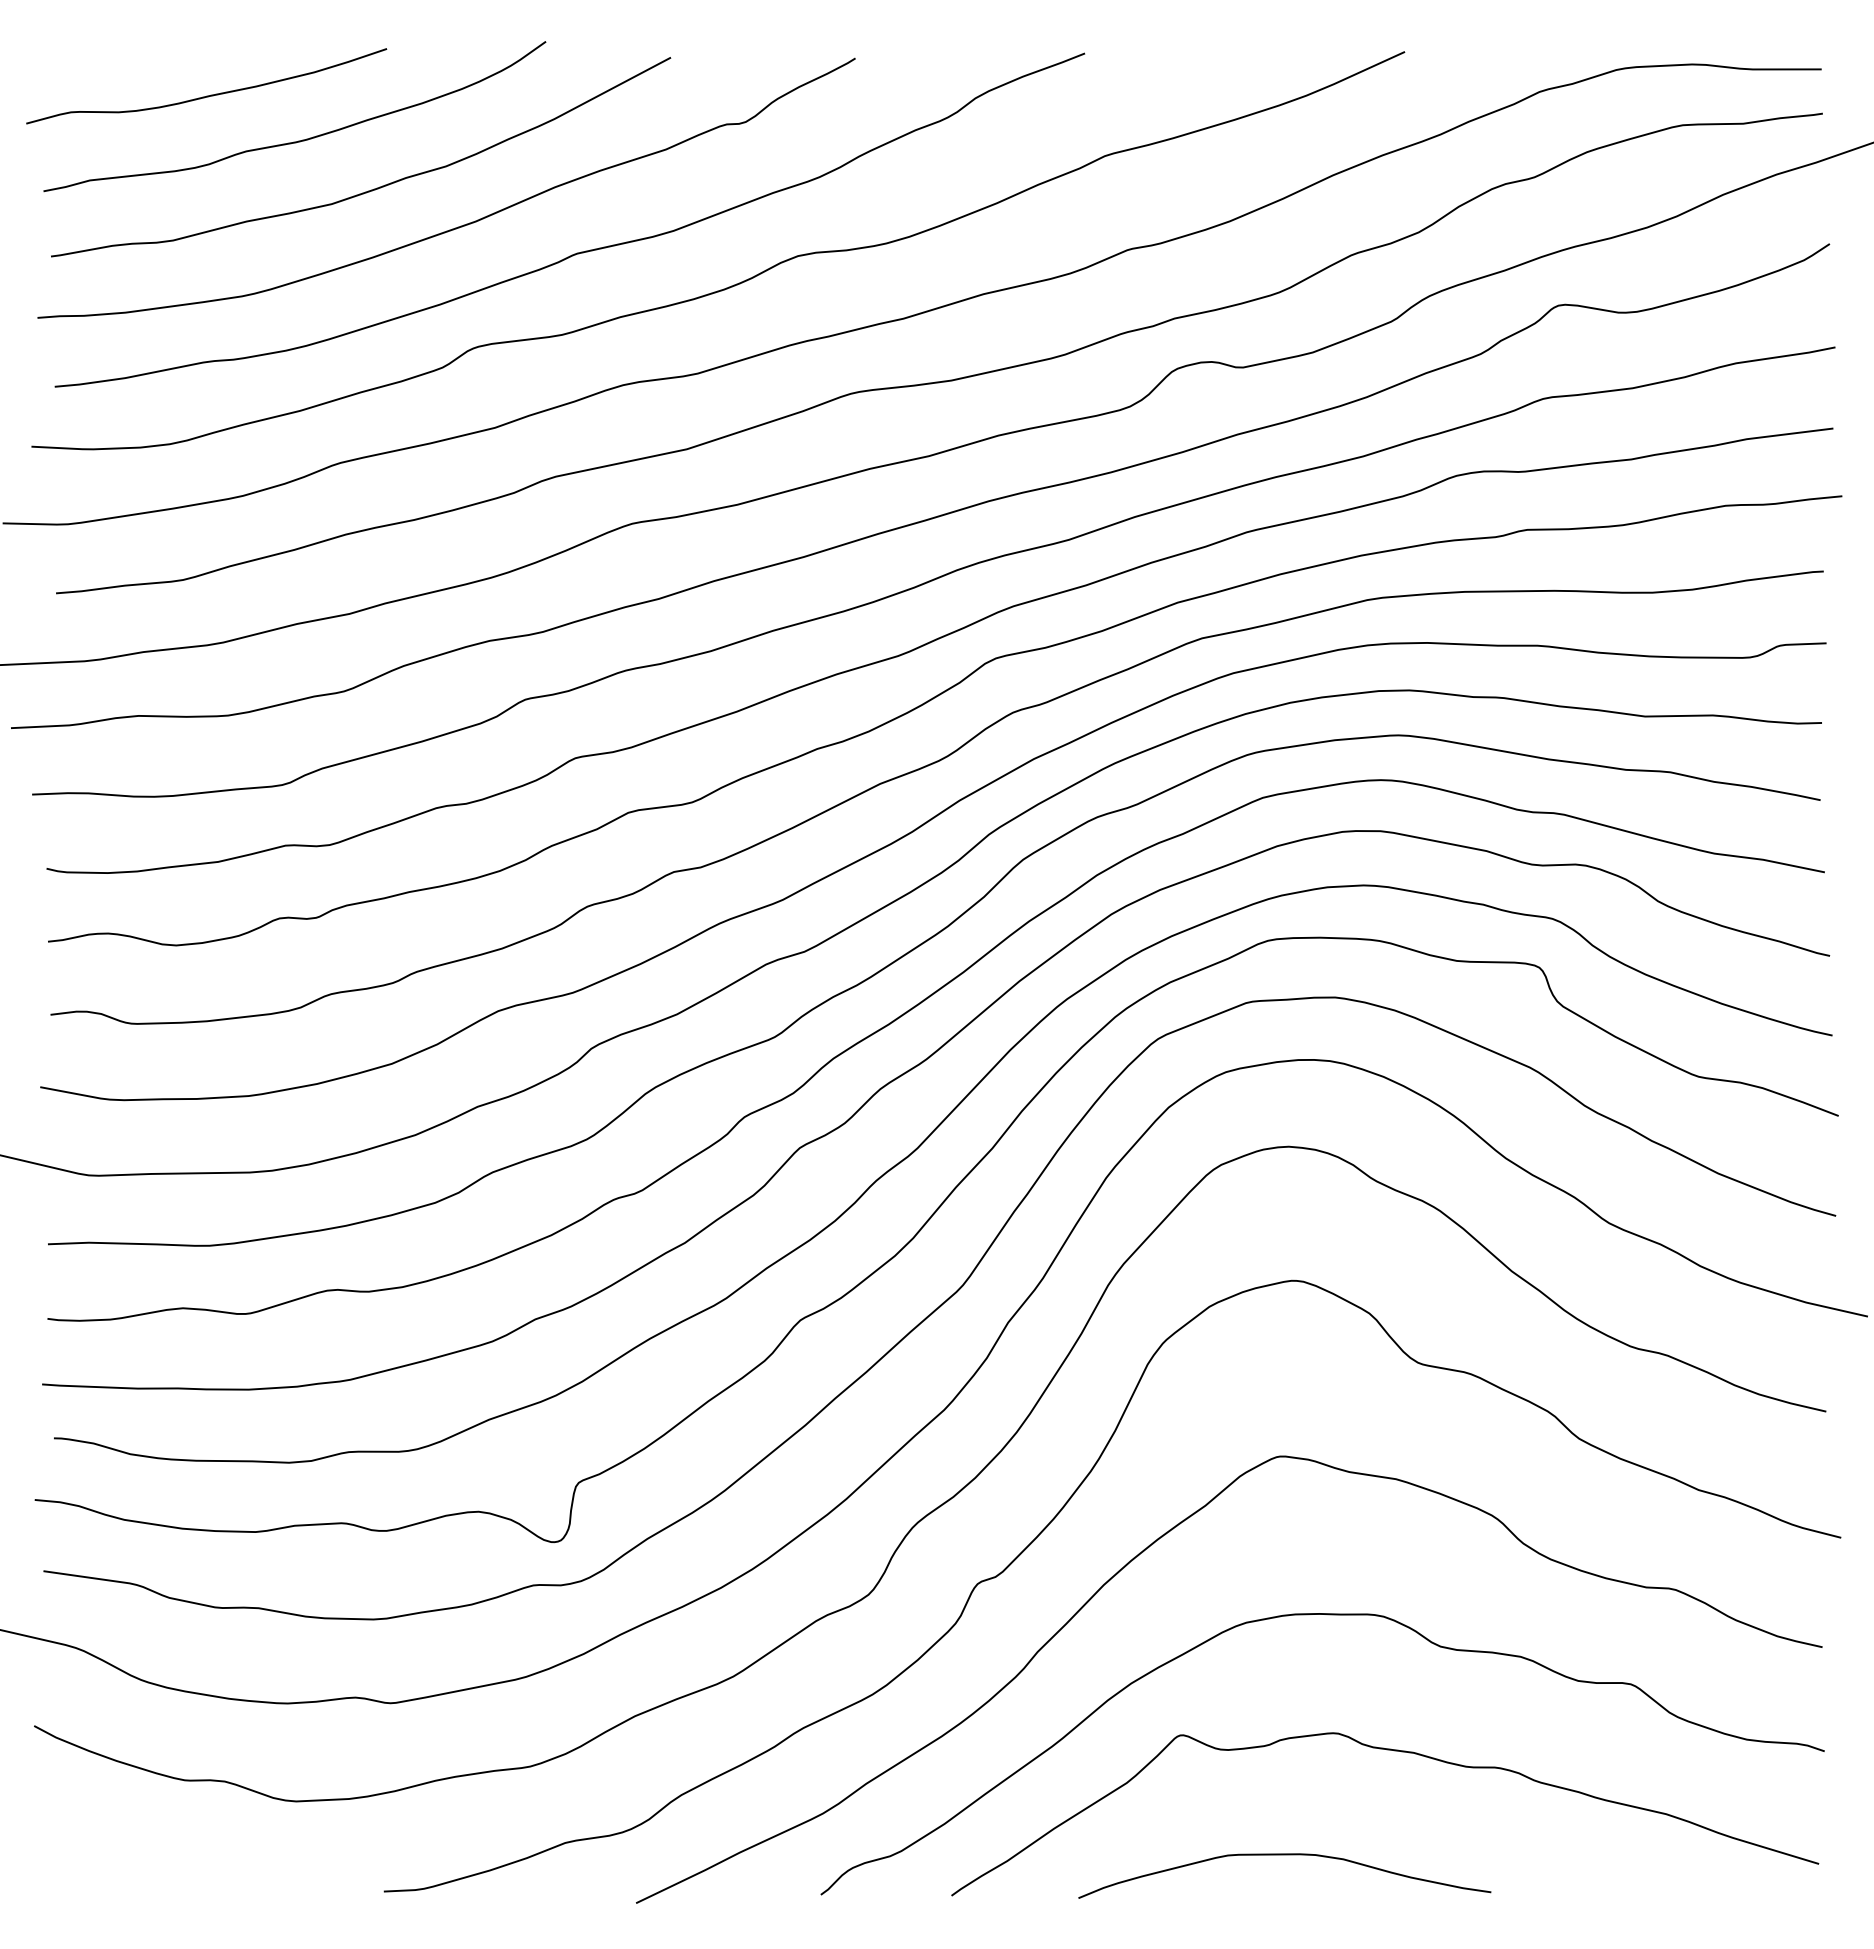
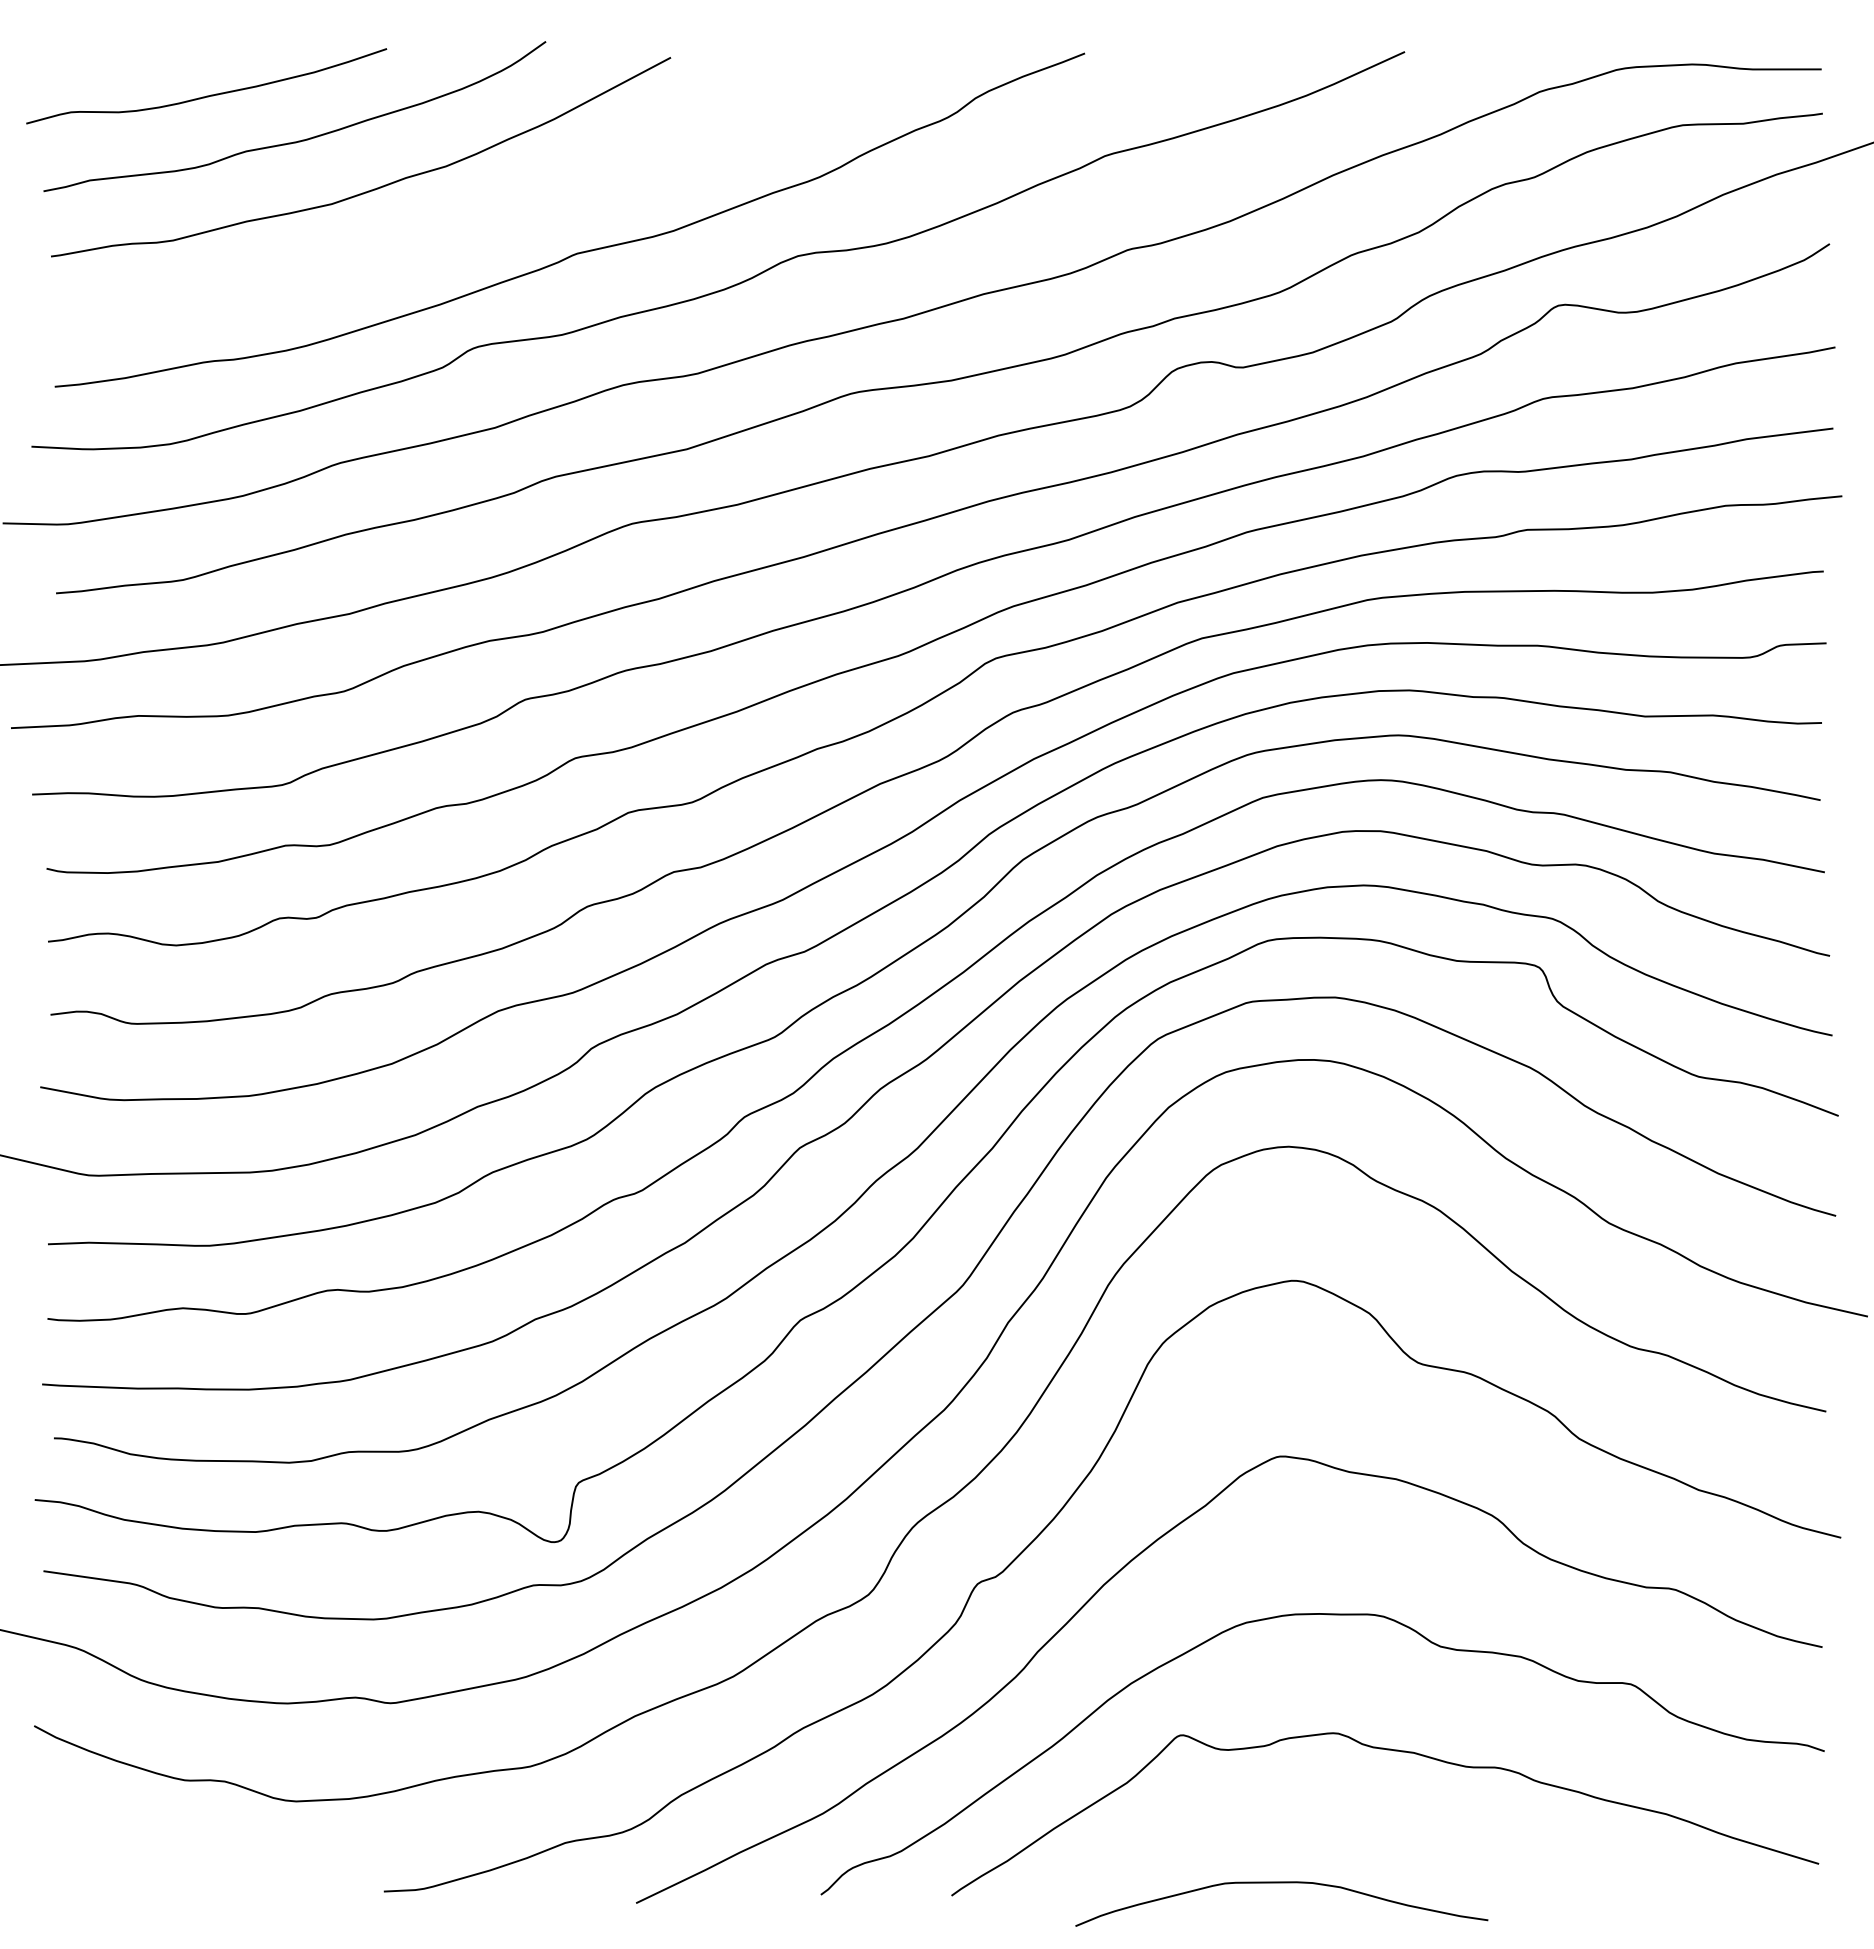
curve: present -> none (460, 225)
curve position: (1284, 1855) -> (1281, 1883) (1281, 1883)
